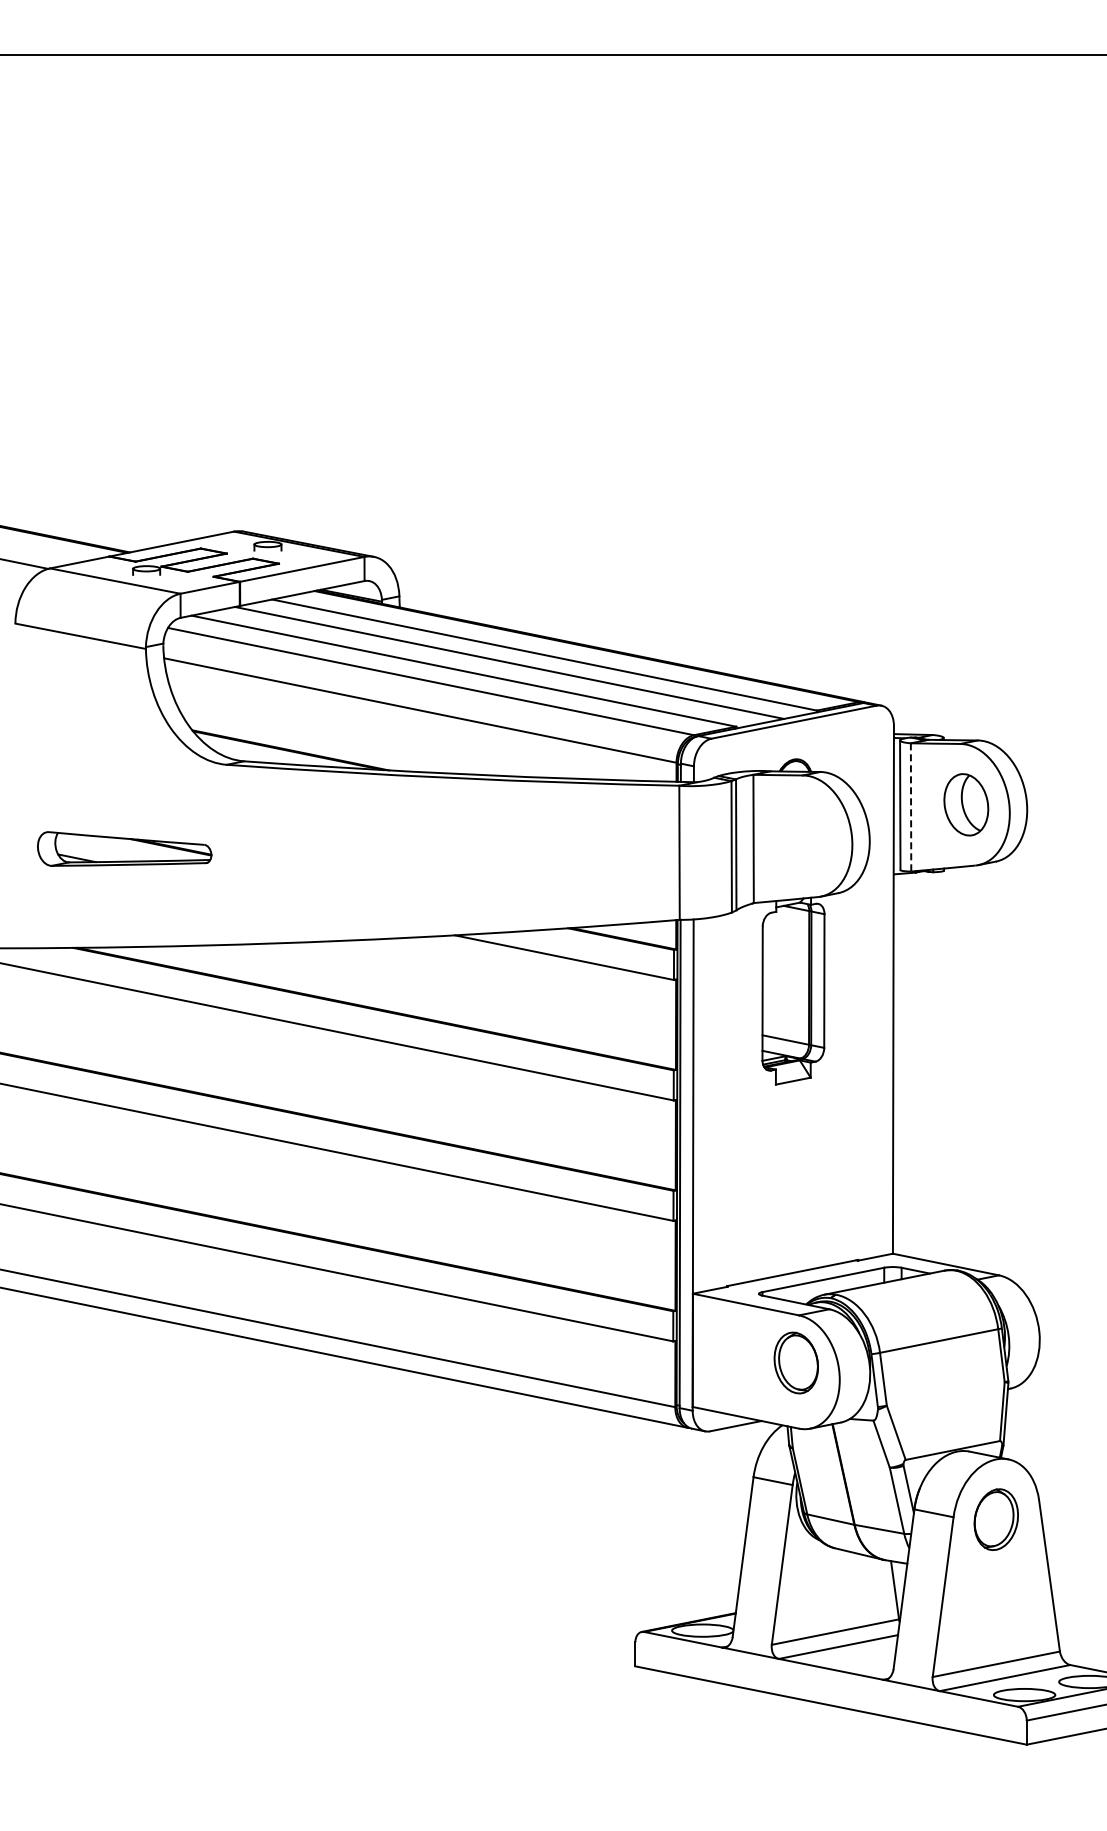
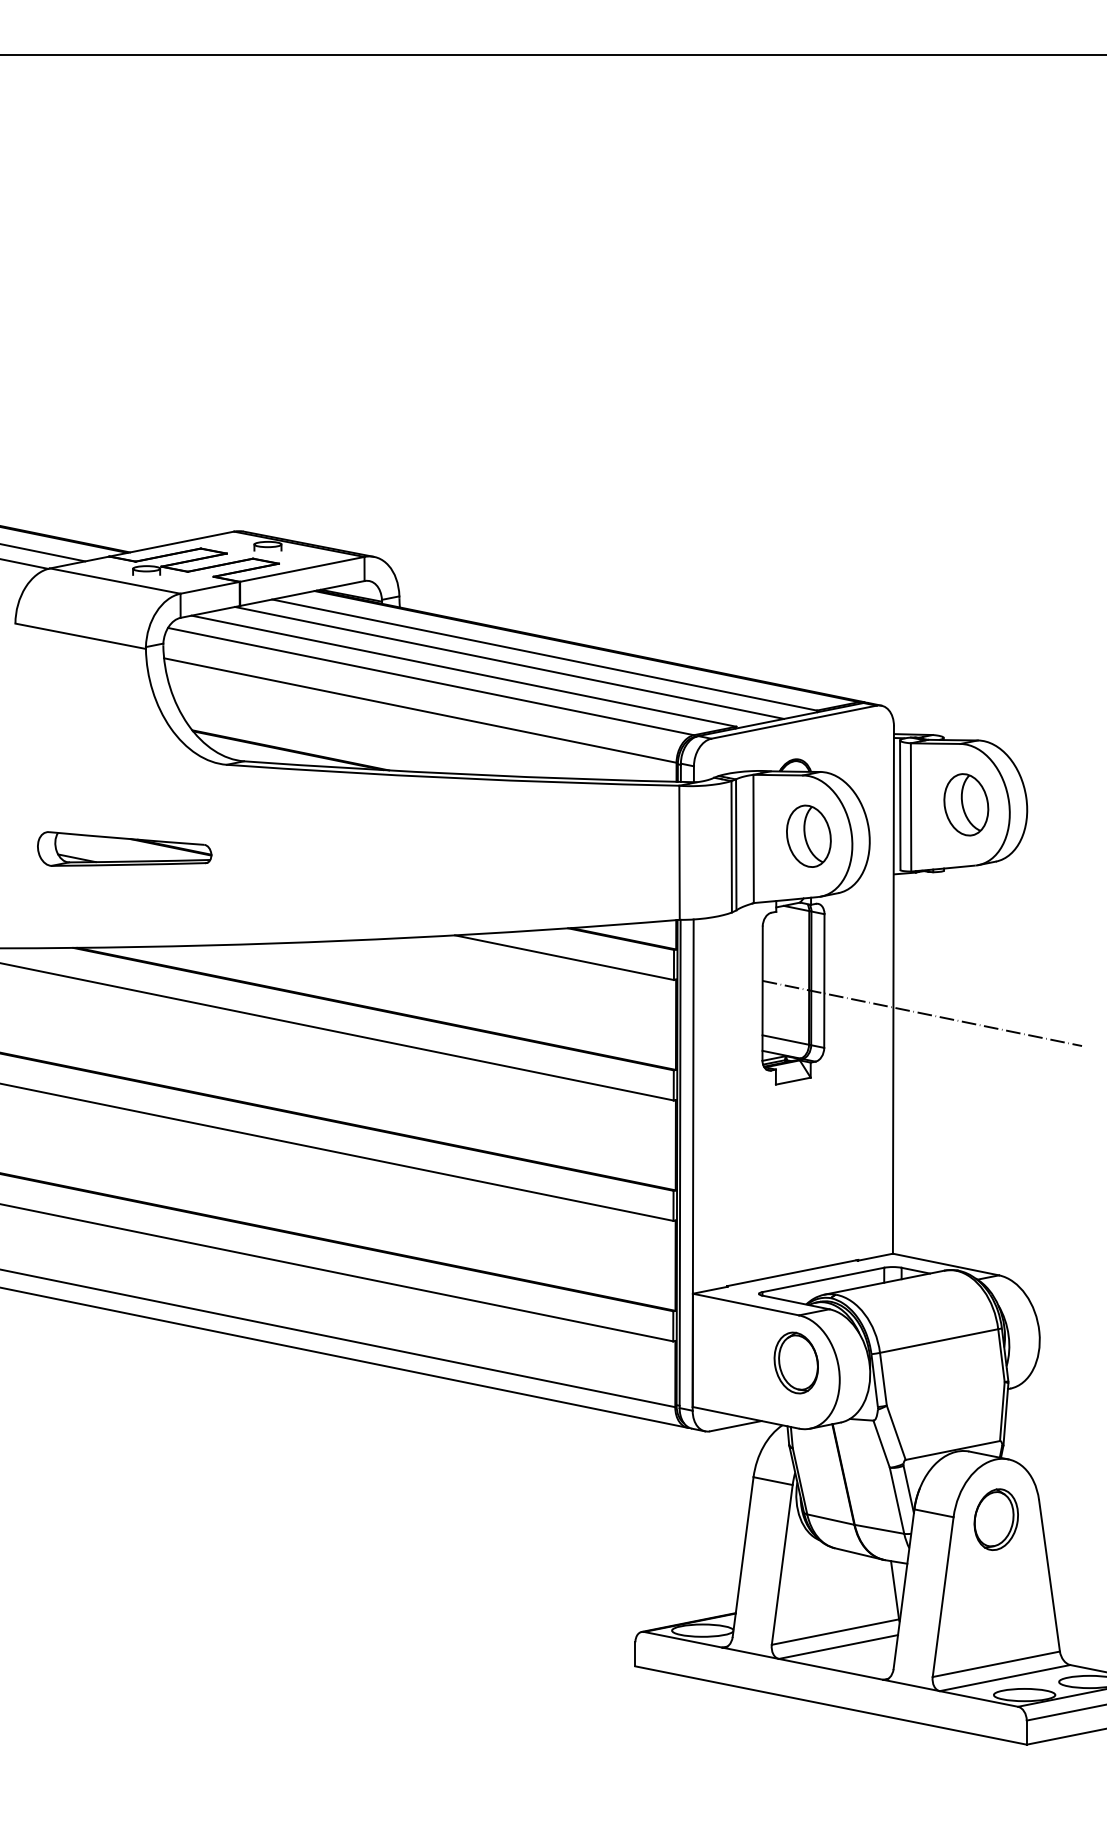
line: none -> present (43, 552)
line: dashed -> solid (911, 807)
part: none -> present (808, 835)
line: none -> present (922, 1013)
